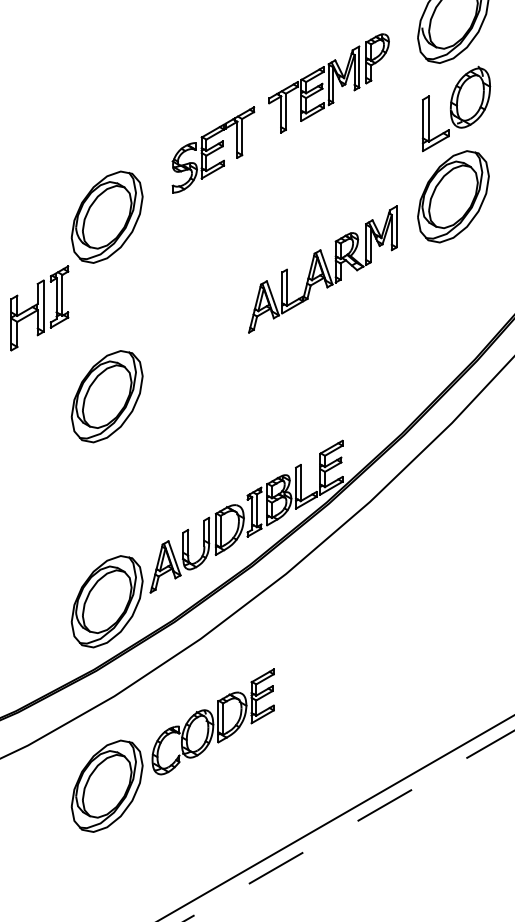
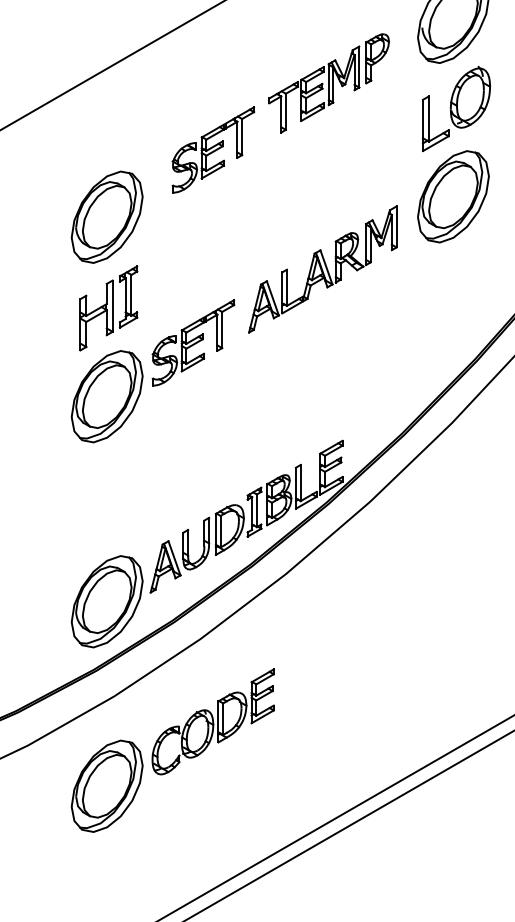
line: none -> present (112, 65)
part position: (39, 308) -> (108, 308) (108, 308)
part: none -> present (193, 342)
line: dashed -> solid (348, 826)
